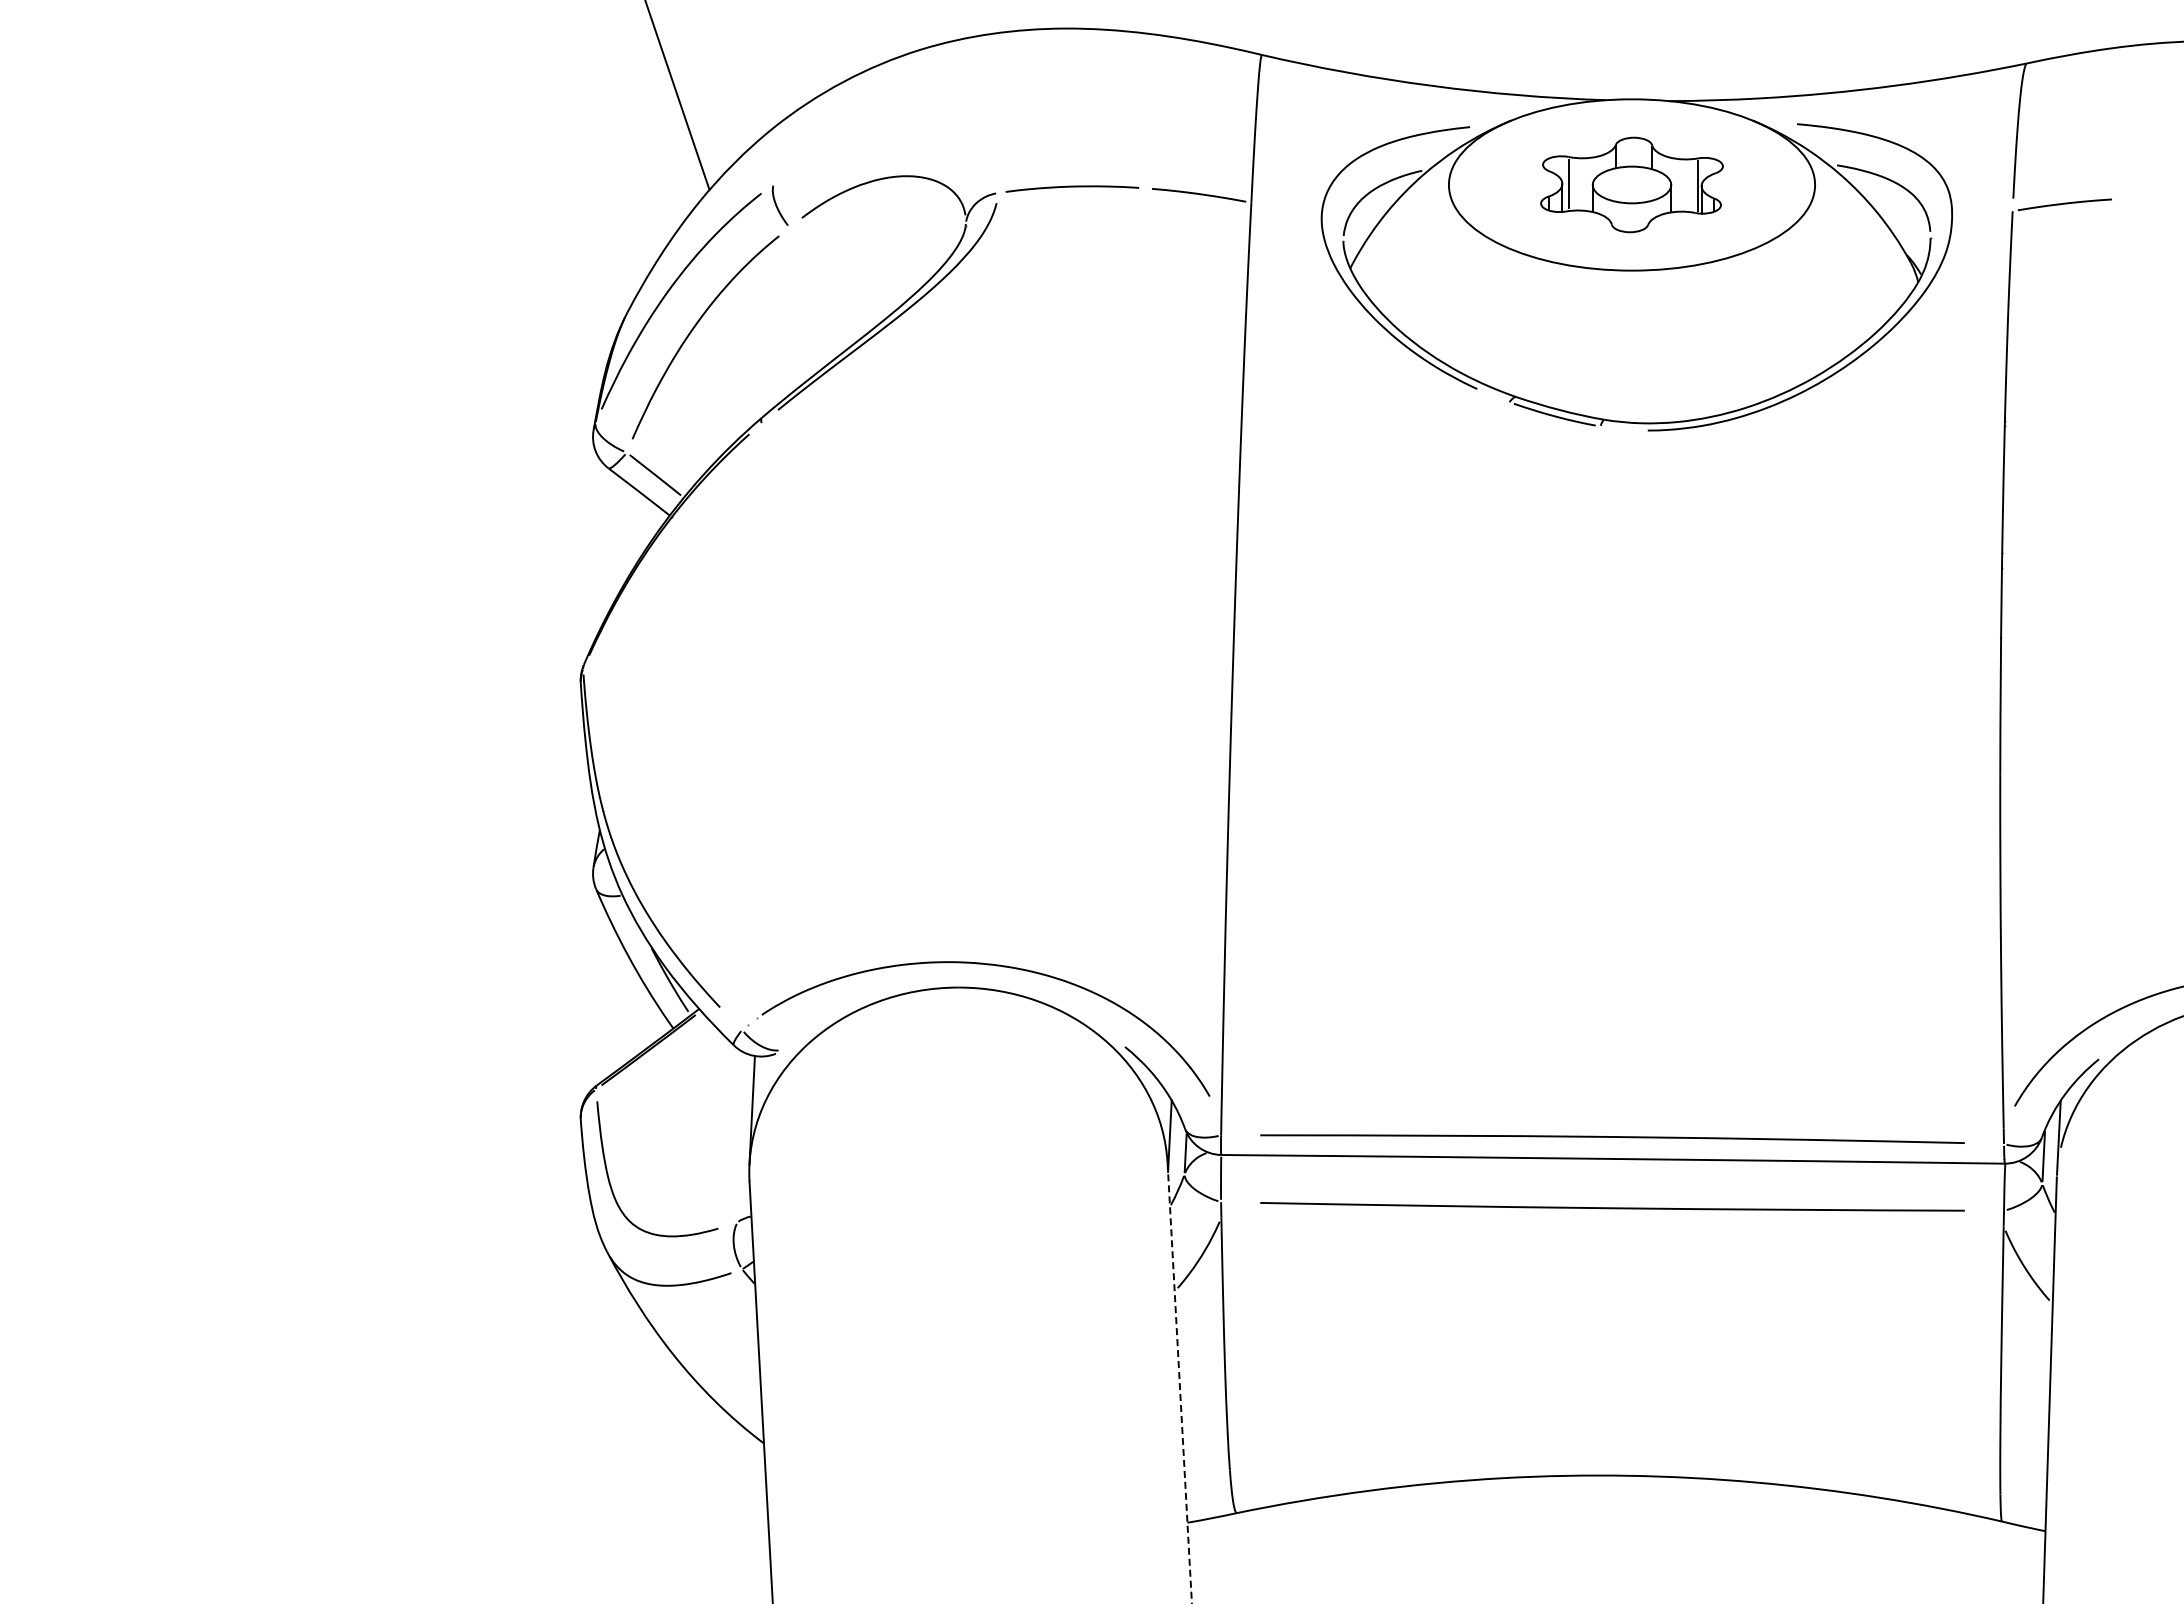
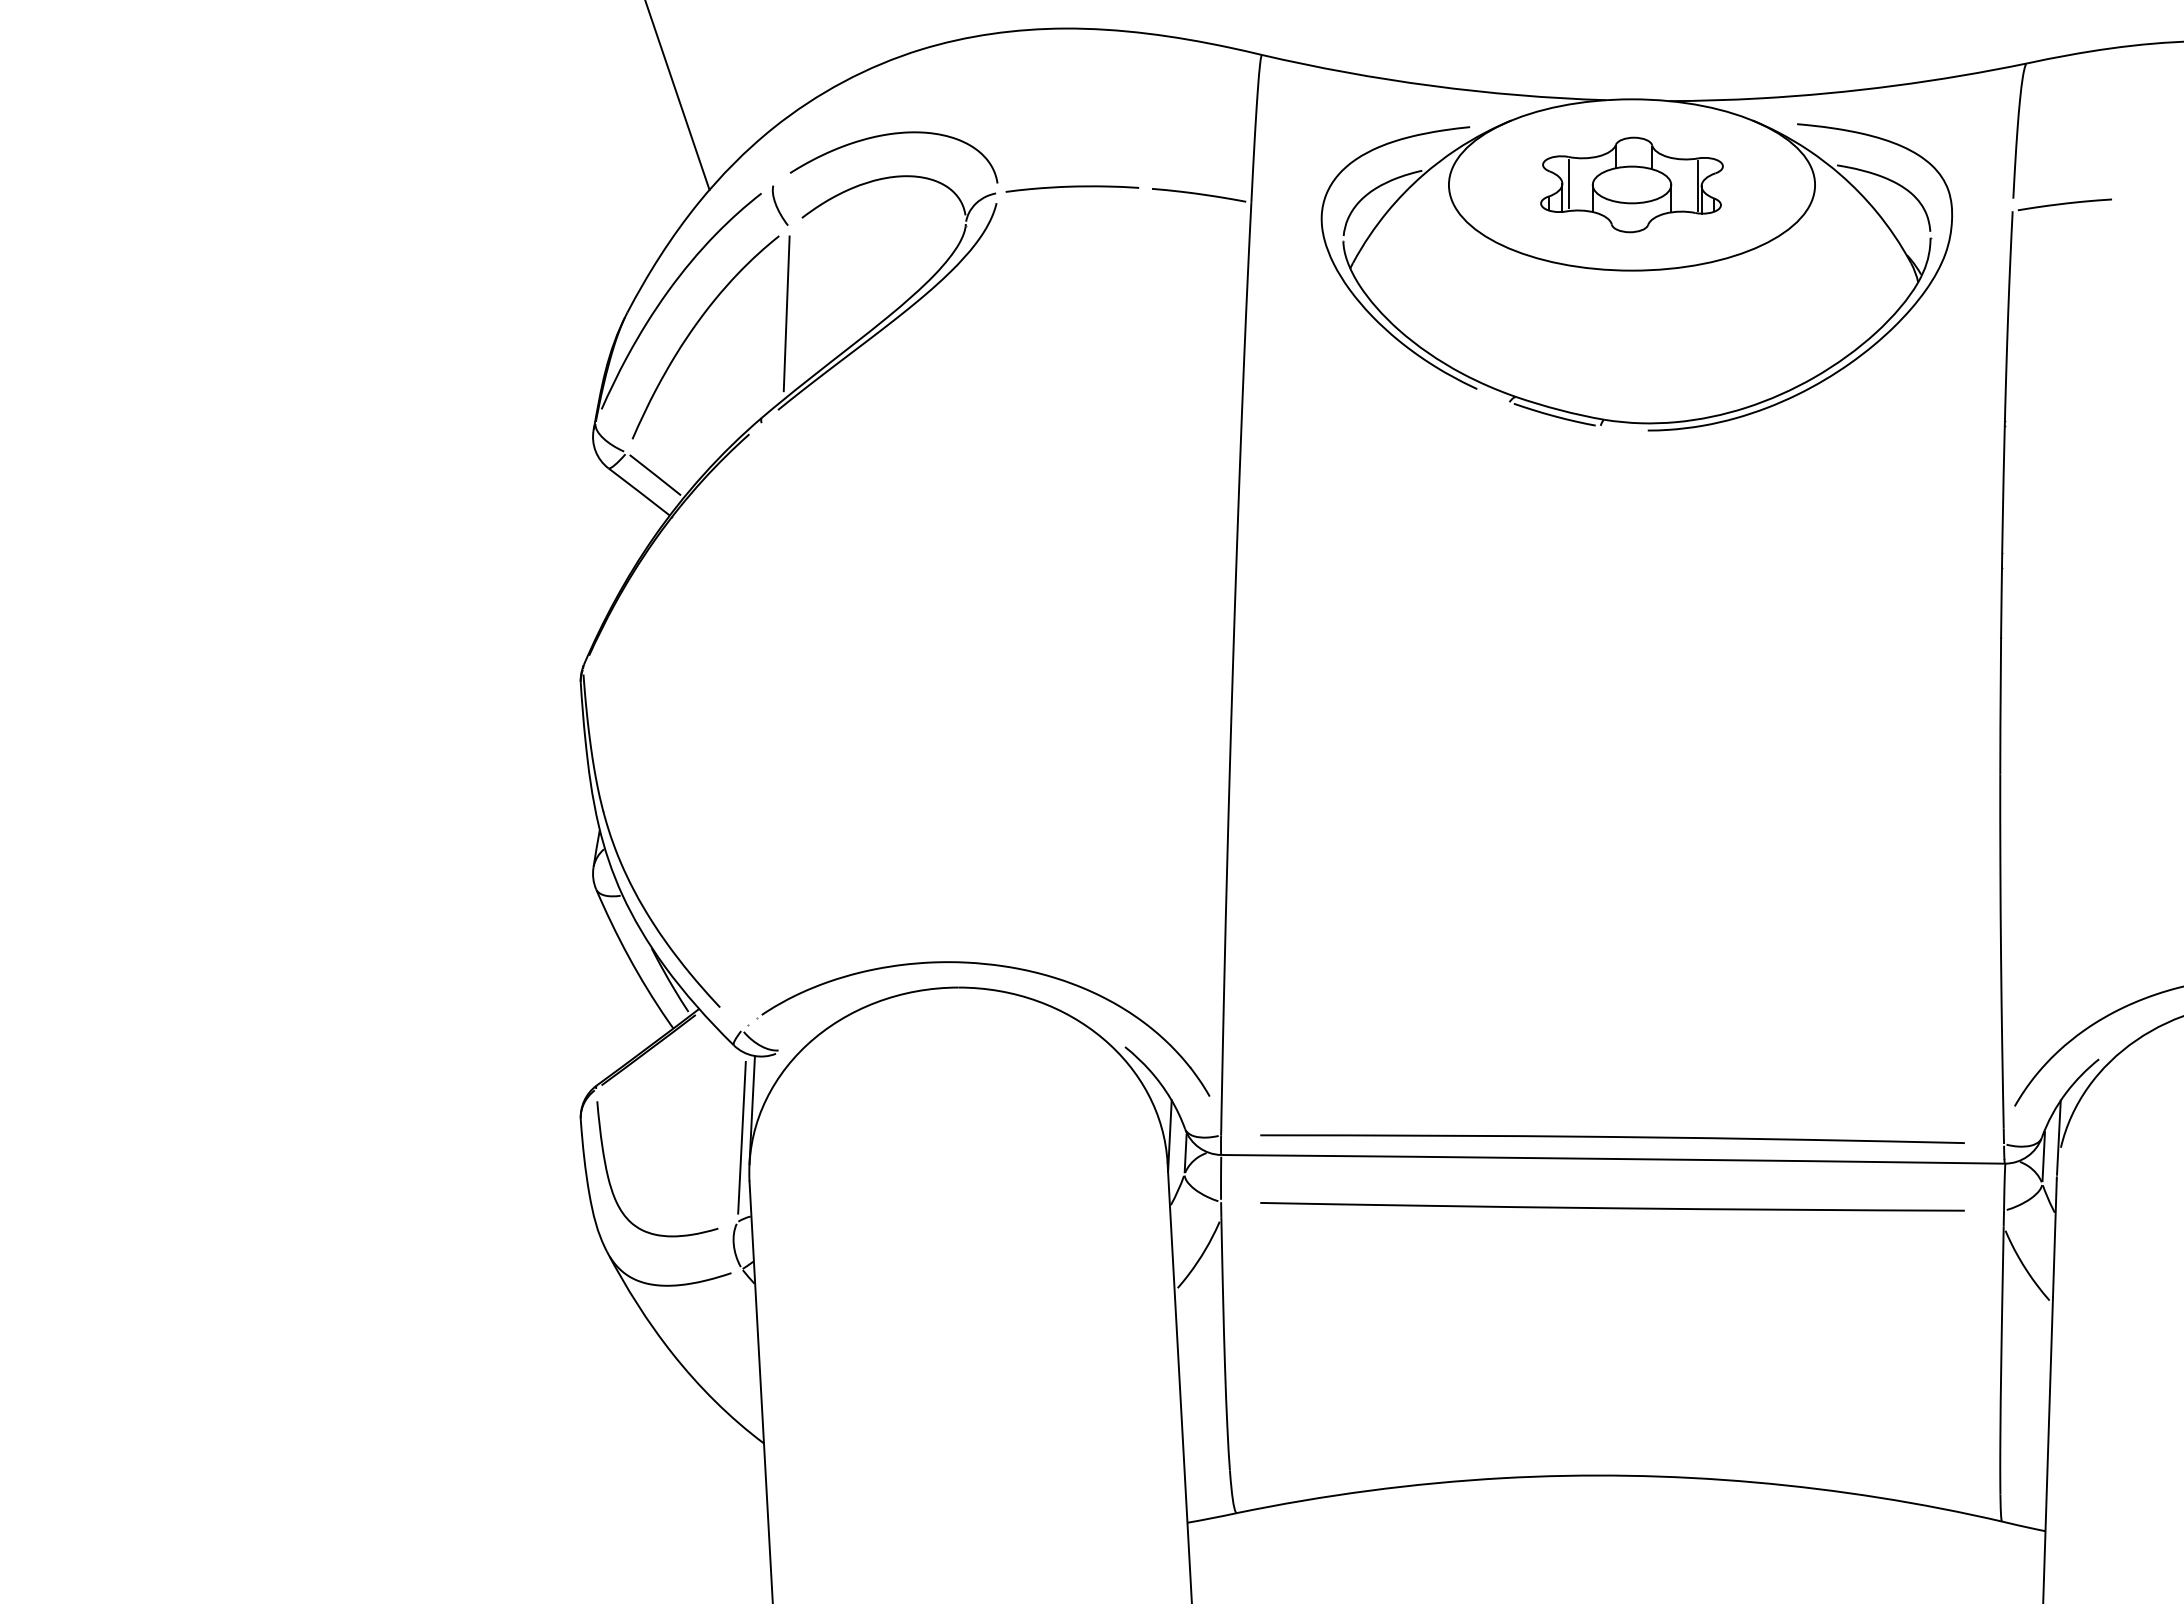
curve: none -> present (889, 135)
line: none -> present (786, 313)
line: none -> present (741, 1137)
line: dashed -> solid (1179, 1384)
